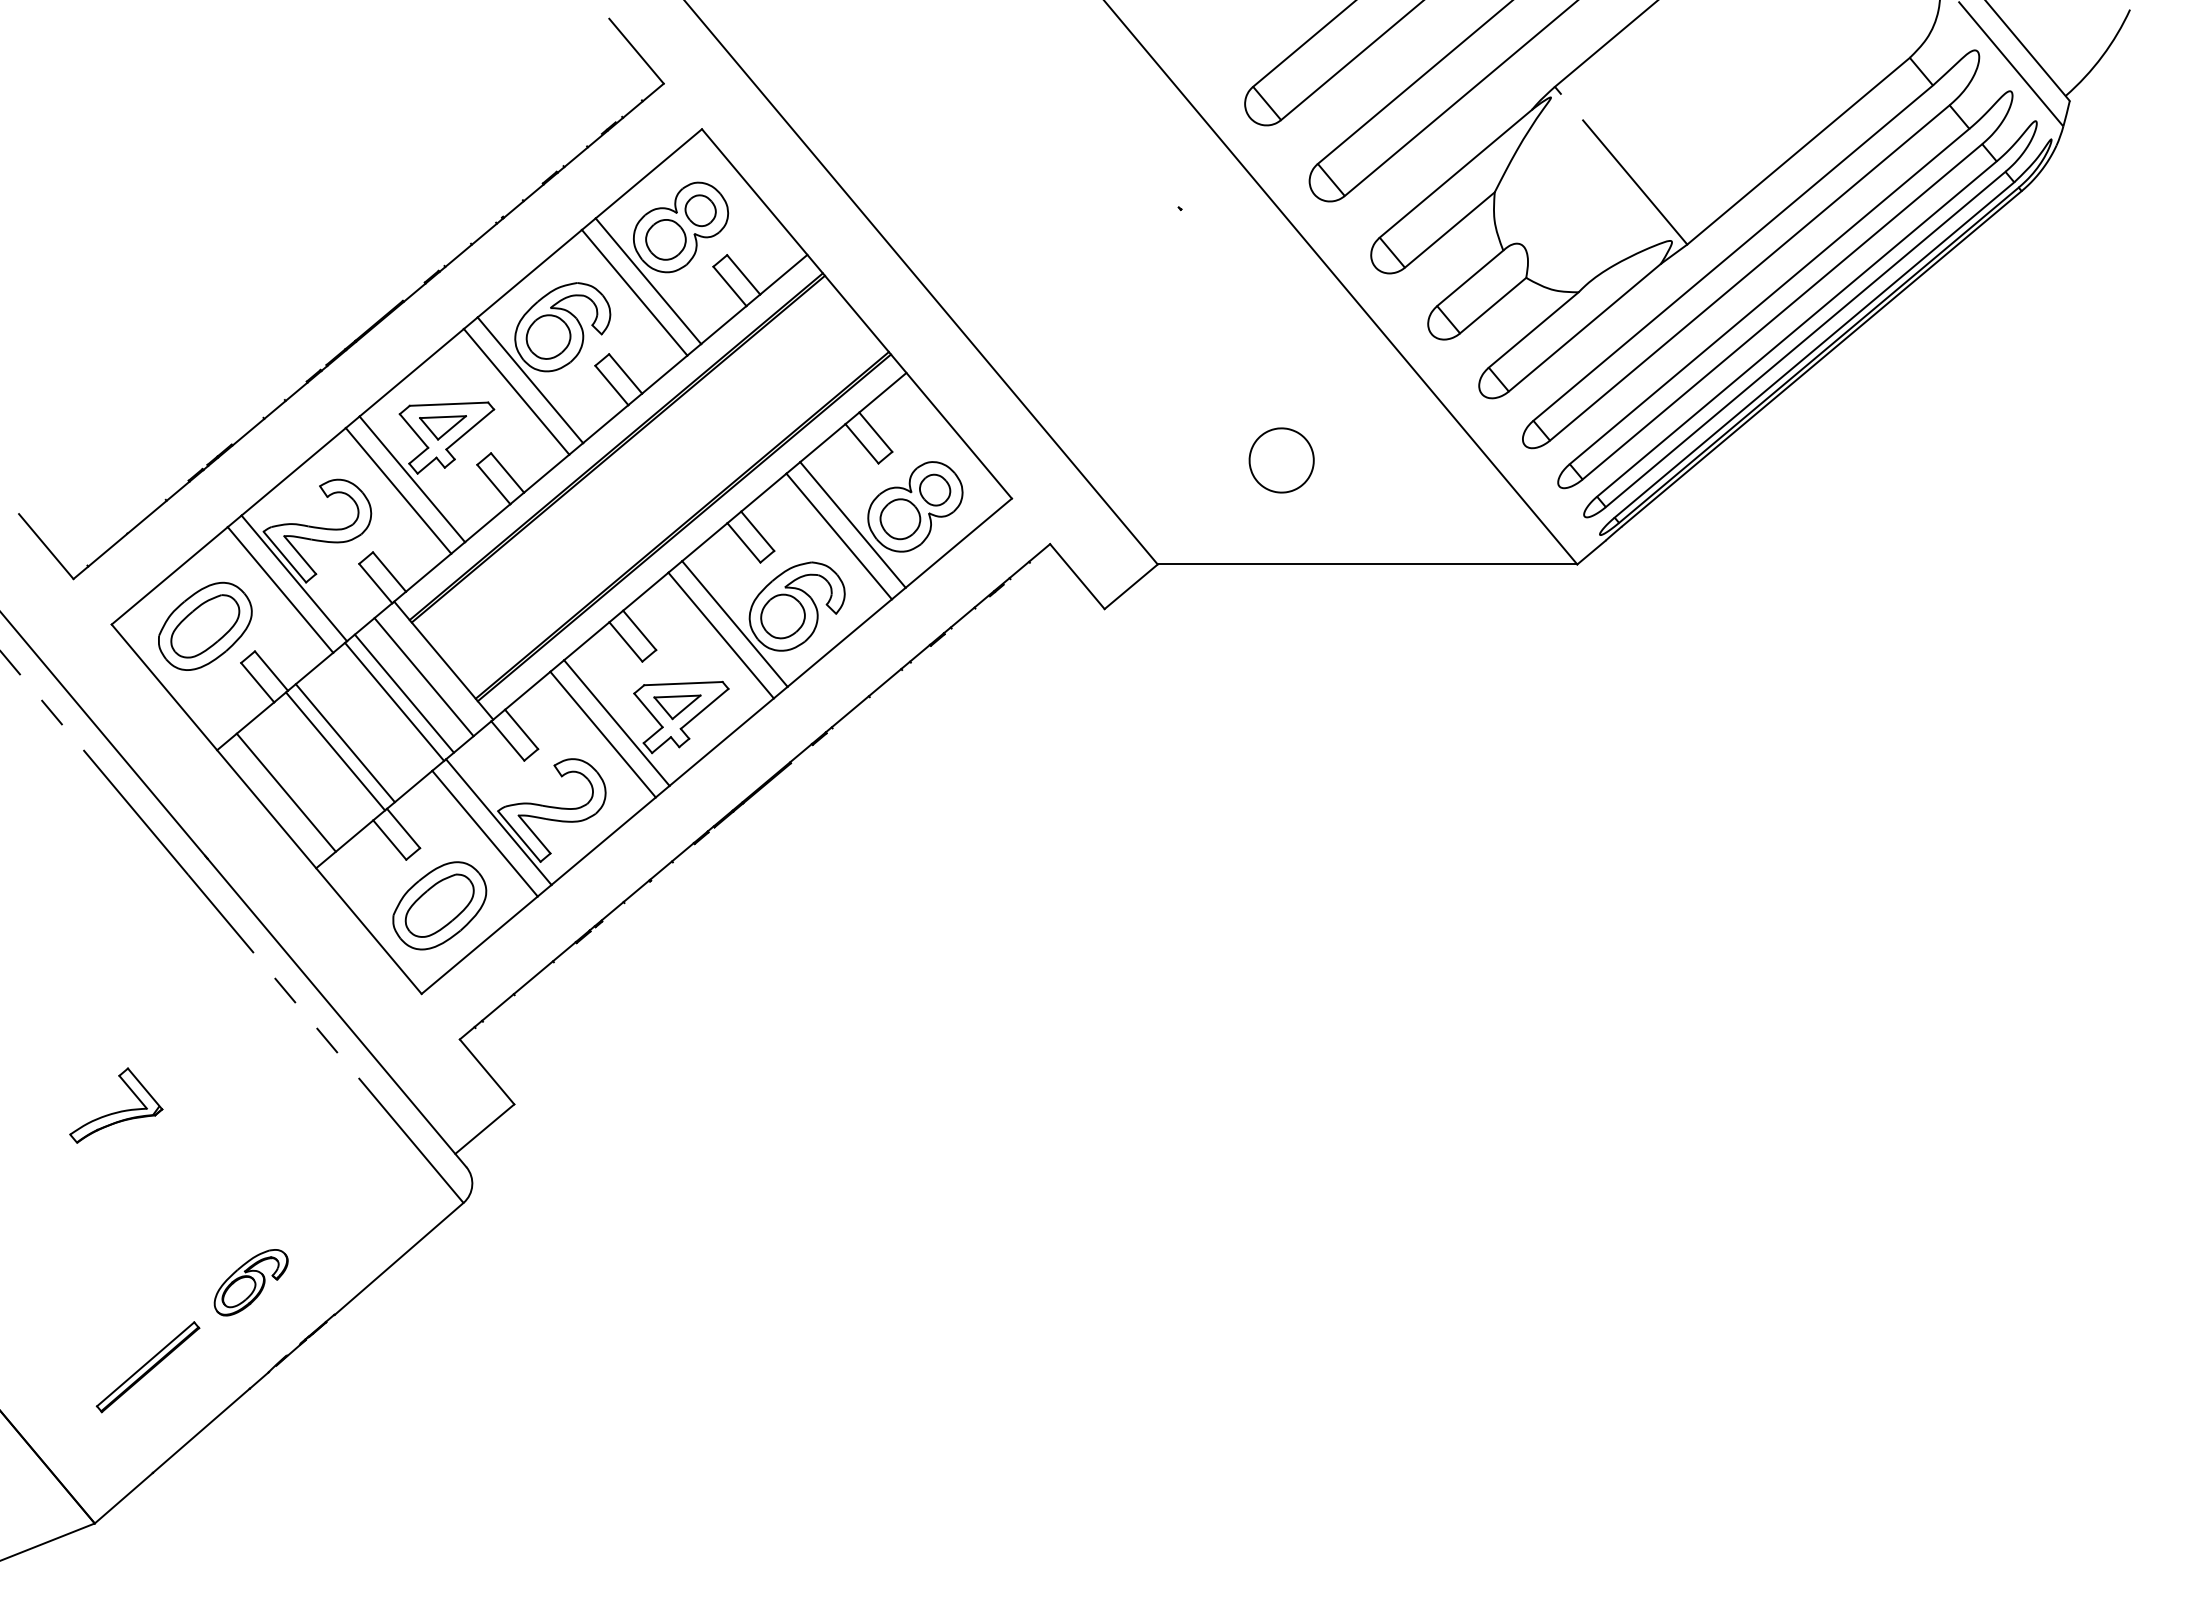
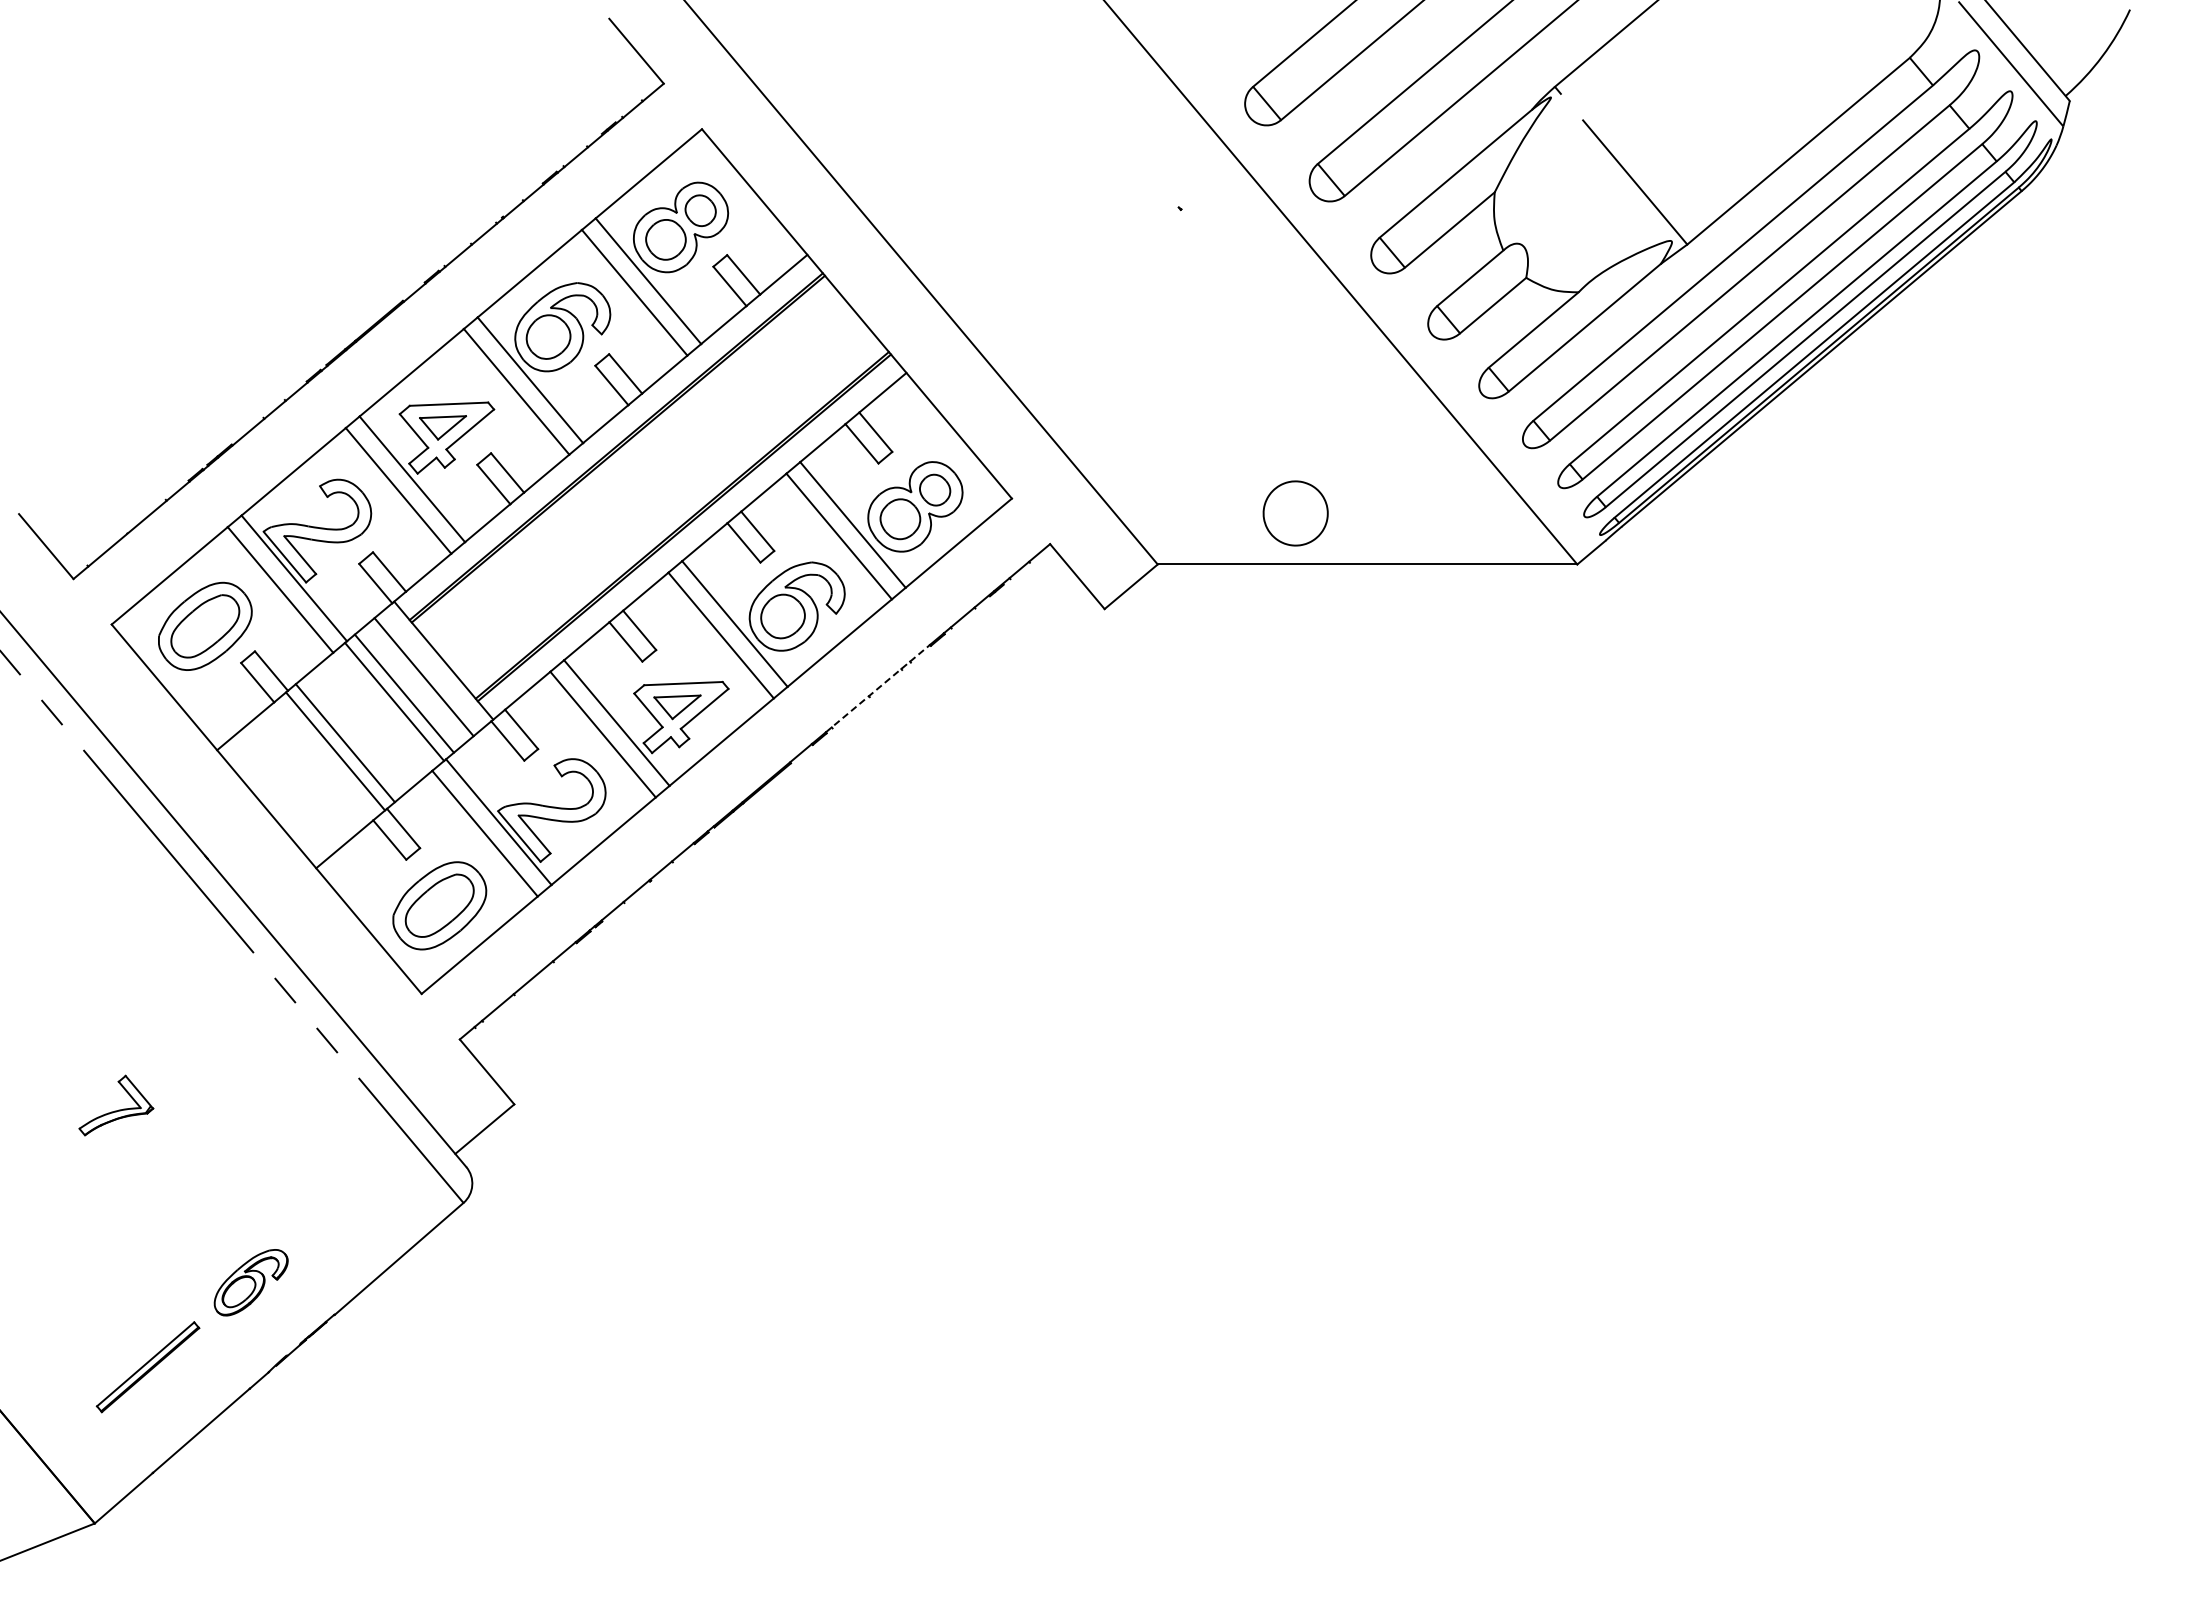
part position: (1281, 460) -> (1295, 513) (1295, 513)
line: solid -> dashed (878, 688)
line: present -> none (285, 792)
part size: 95x77 px -> 77x63 px (116, 1105)
